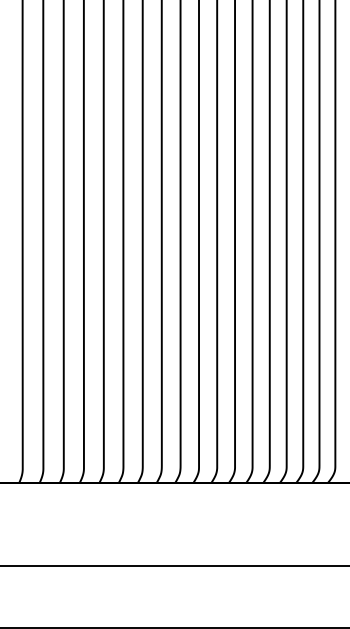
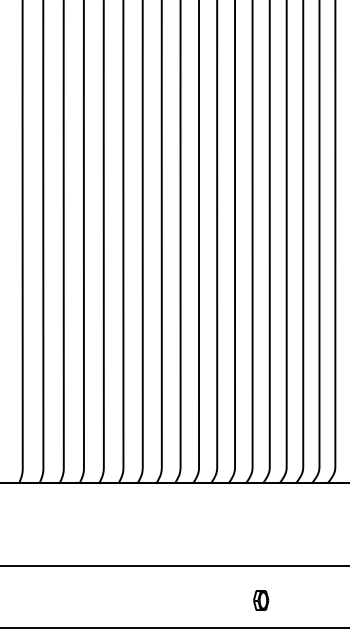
part: none -> present (261, 600)
